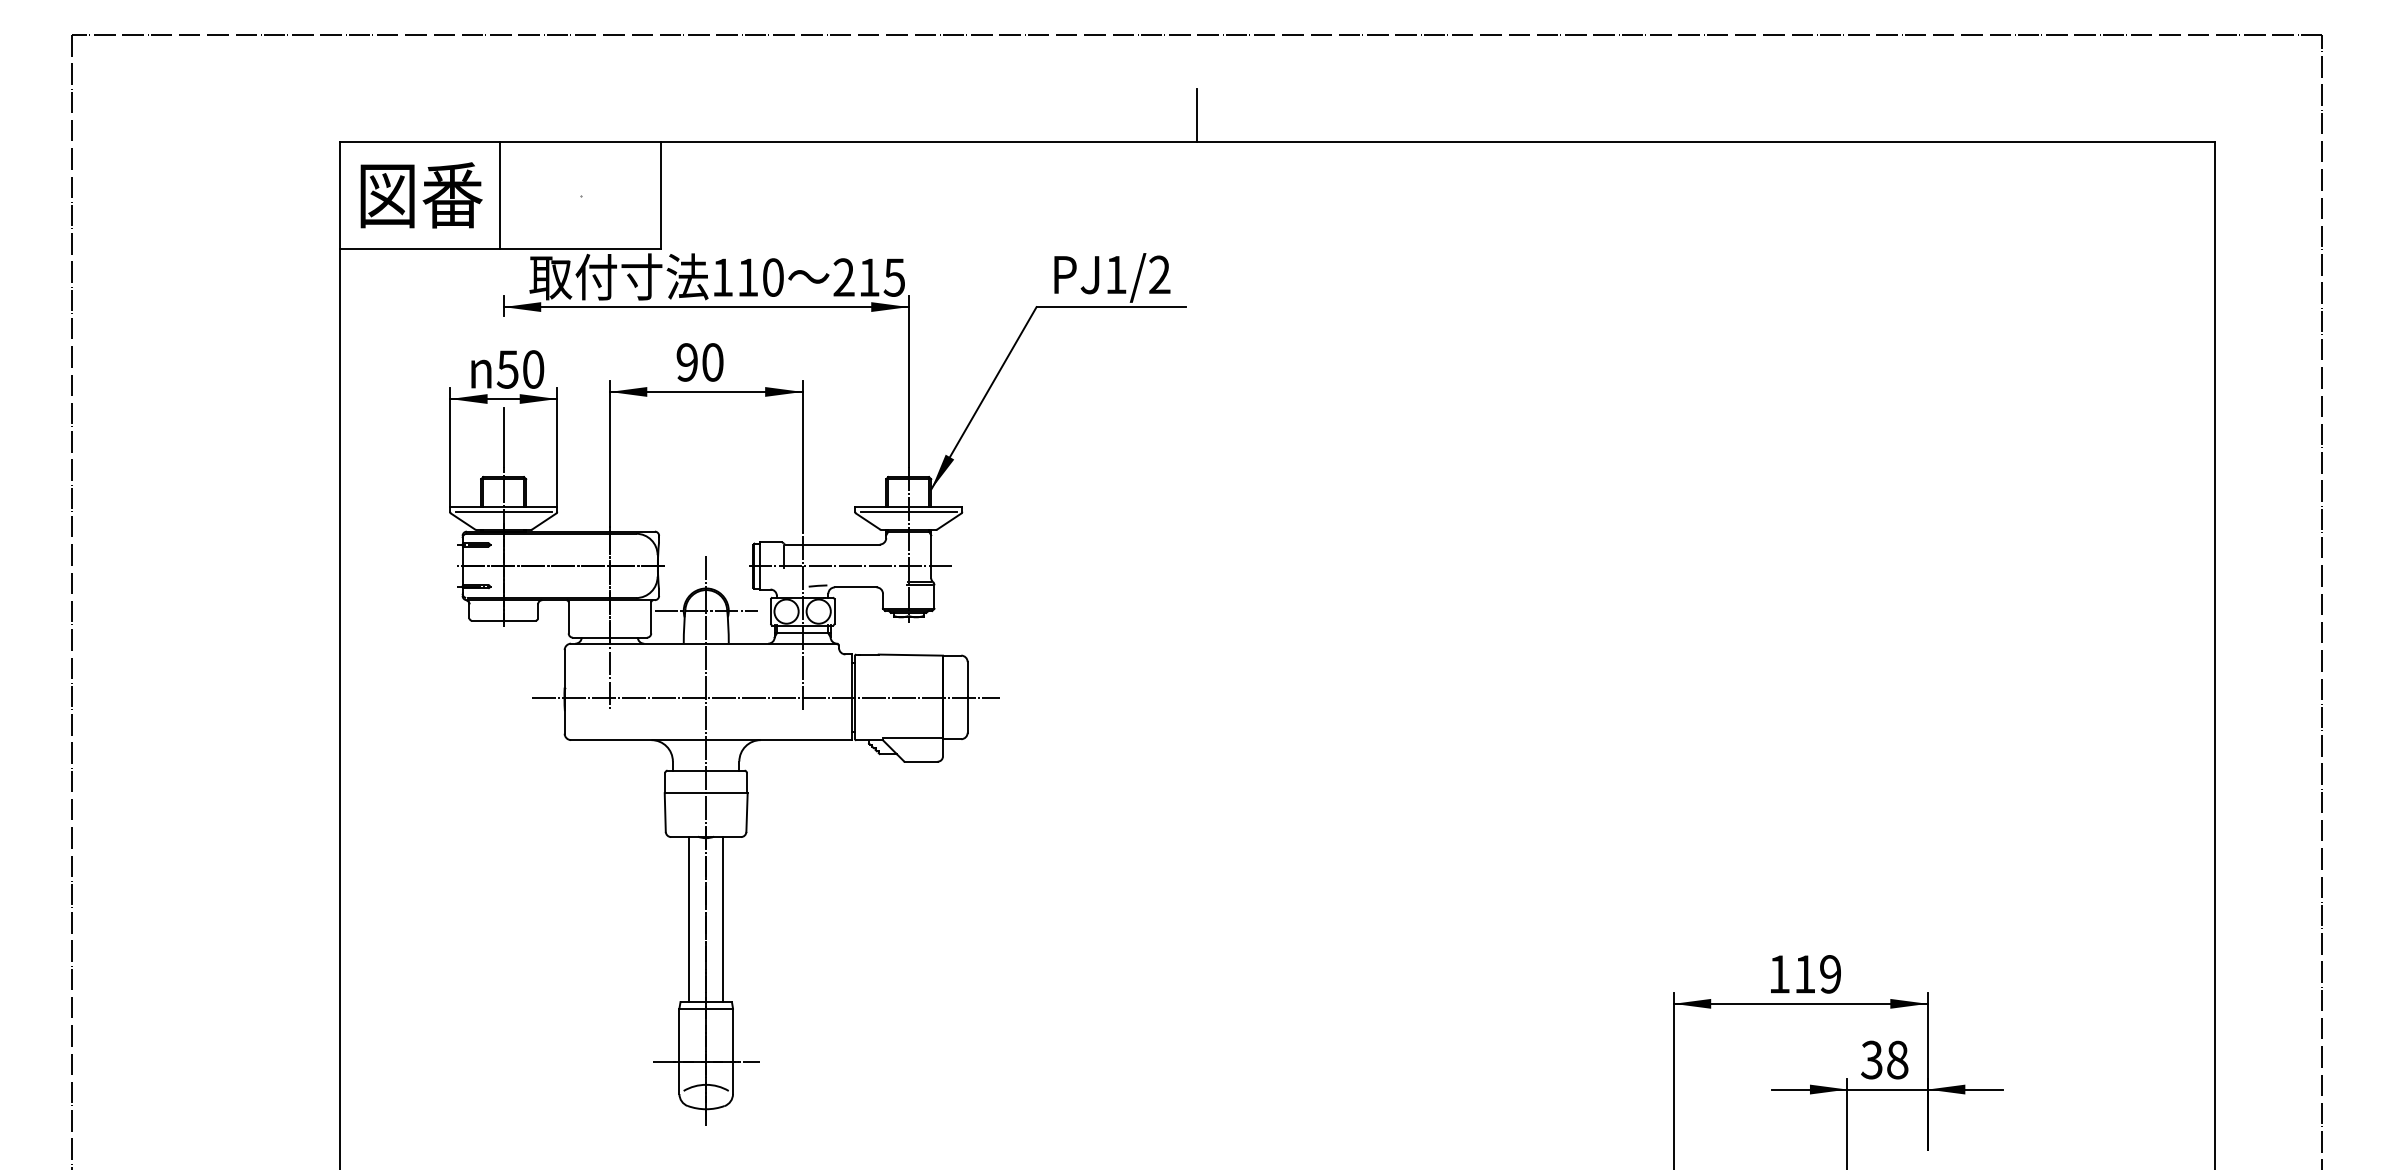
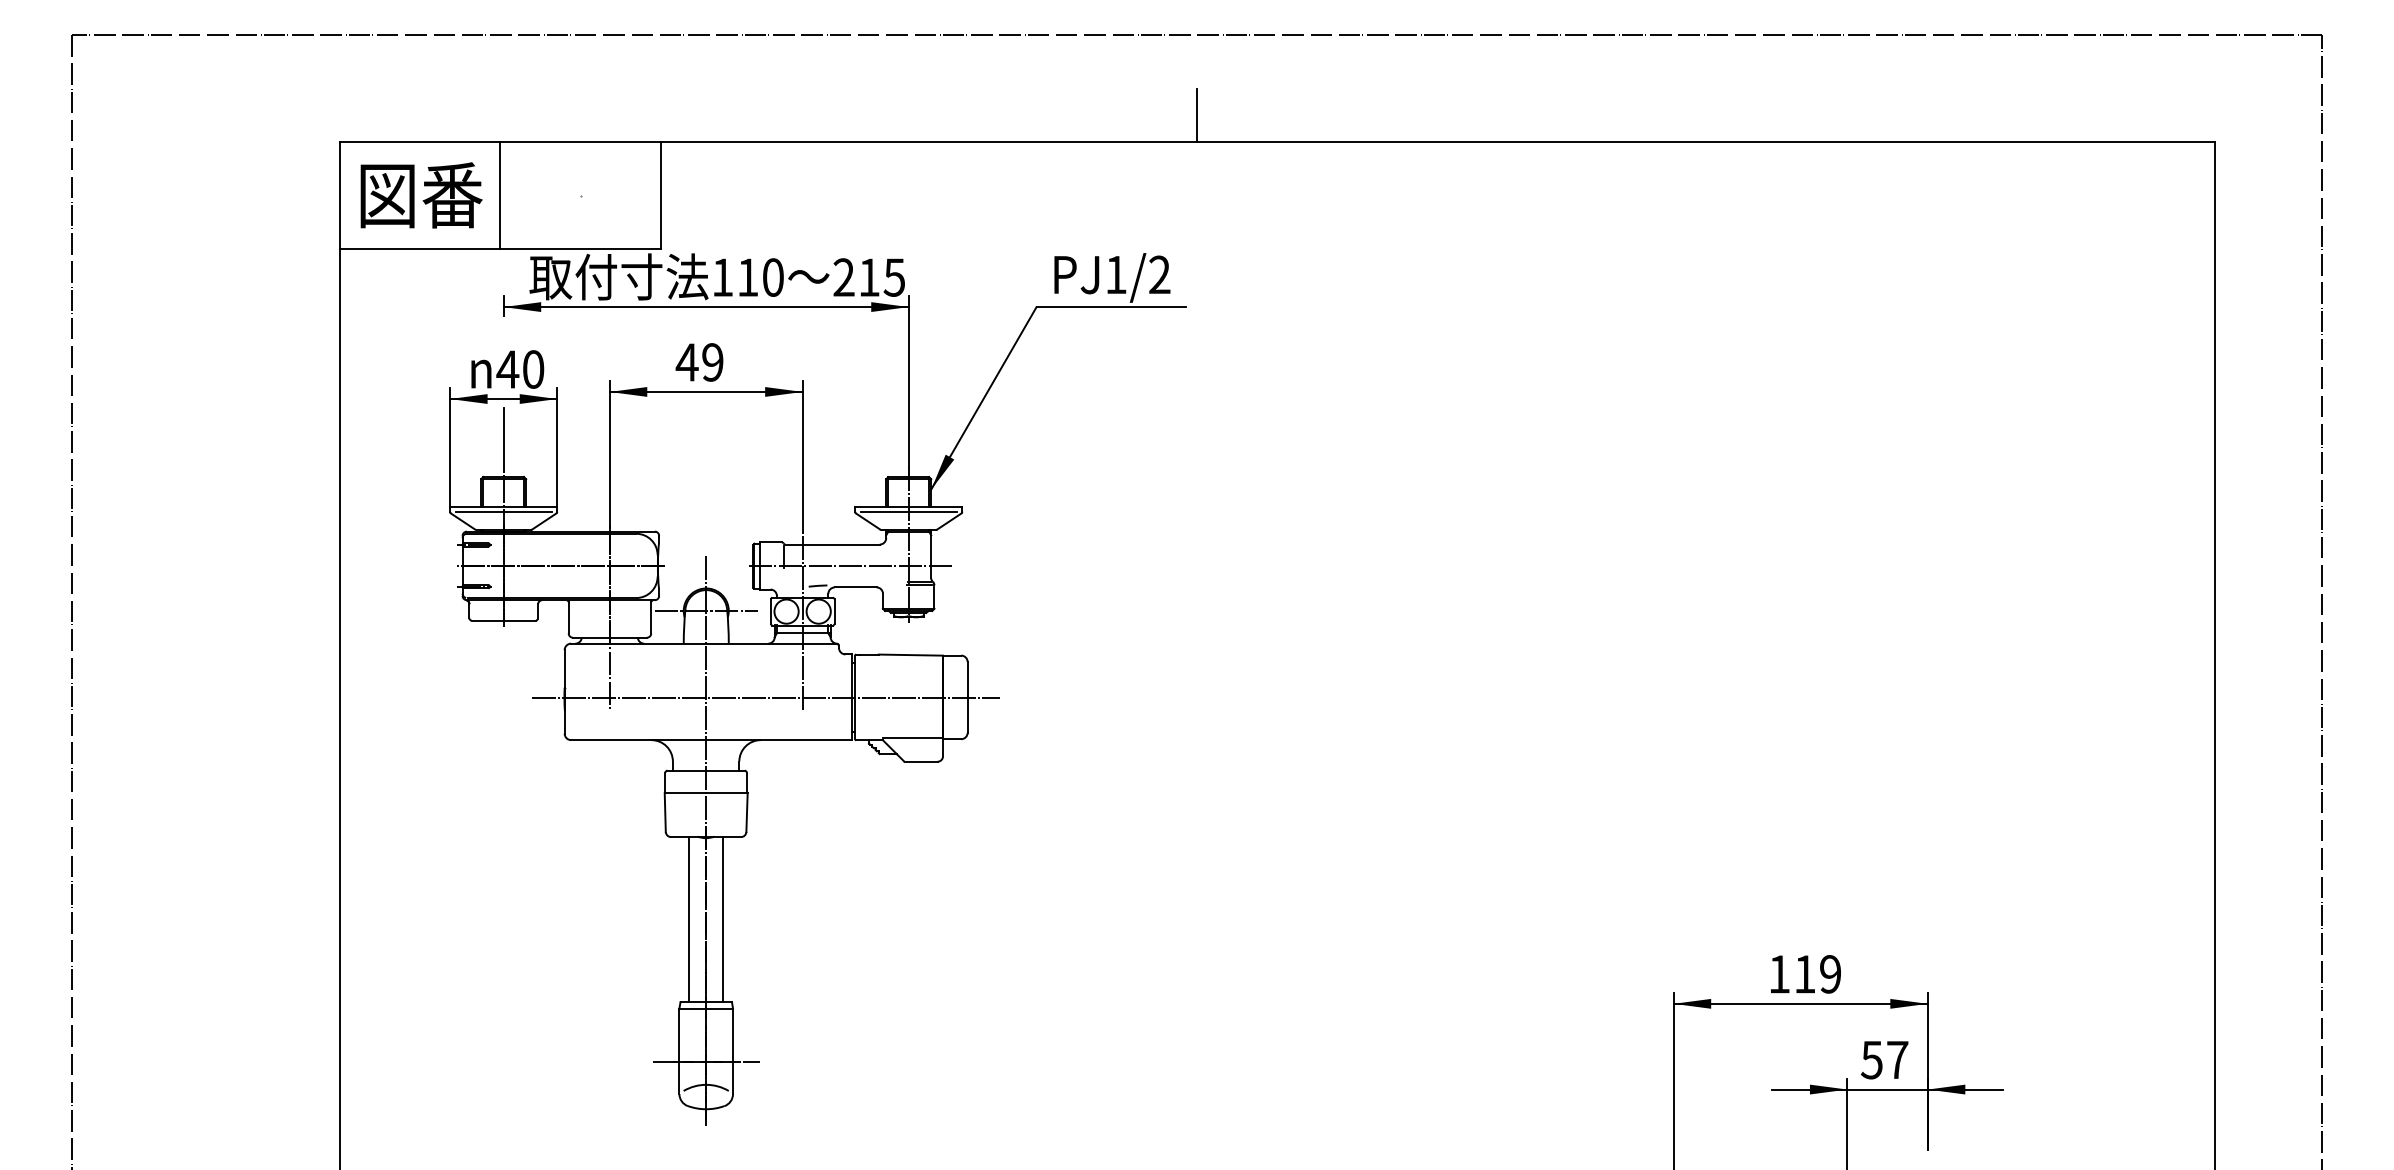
text: 90 -> 49 (699, 362)
text: 50 -> 40 (507, 369)
text: 38 -> 57 (1884, 1059)
